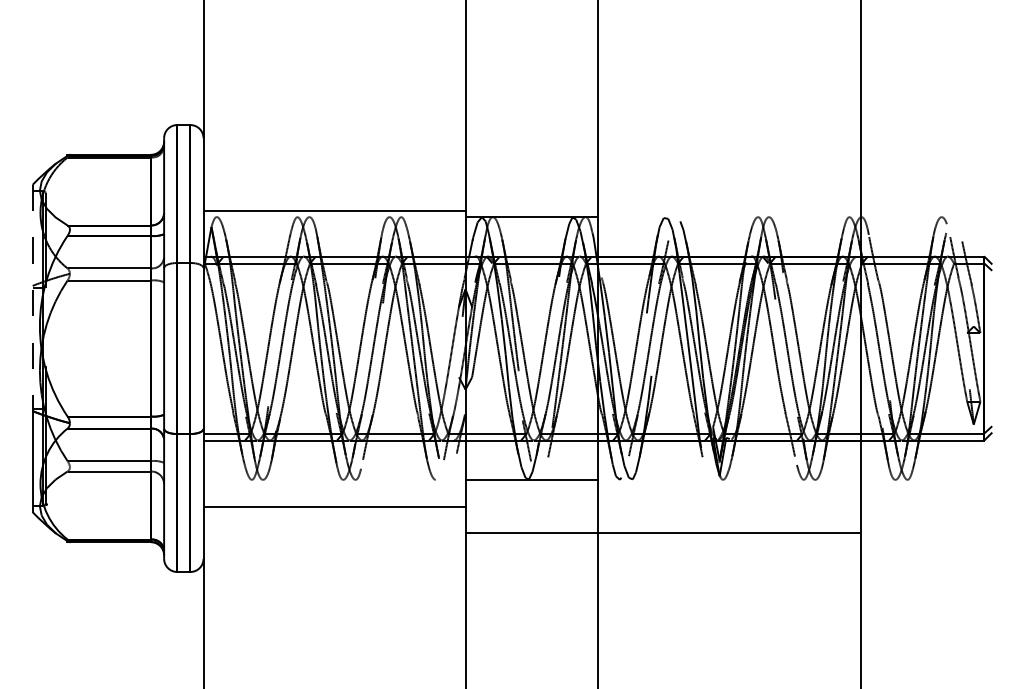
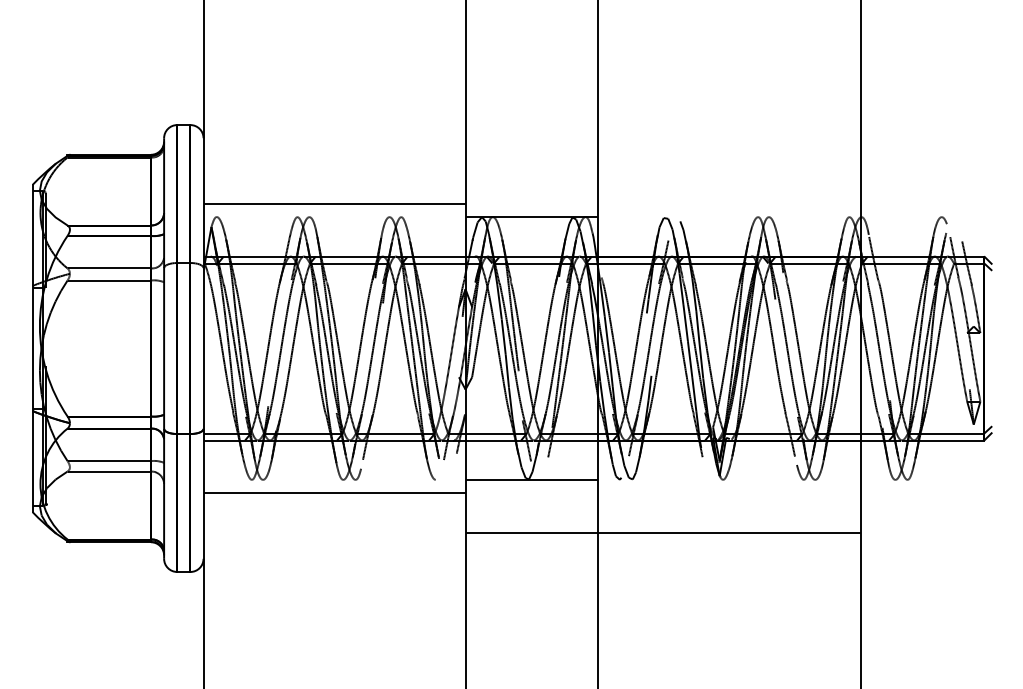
line position: (334, 210) -> (334, 203) (334, 203)
line: dashed -> solid (32, 298)
line position: (334, 507) -> (334, 493) (334, 493)
